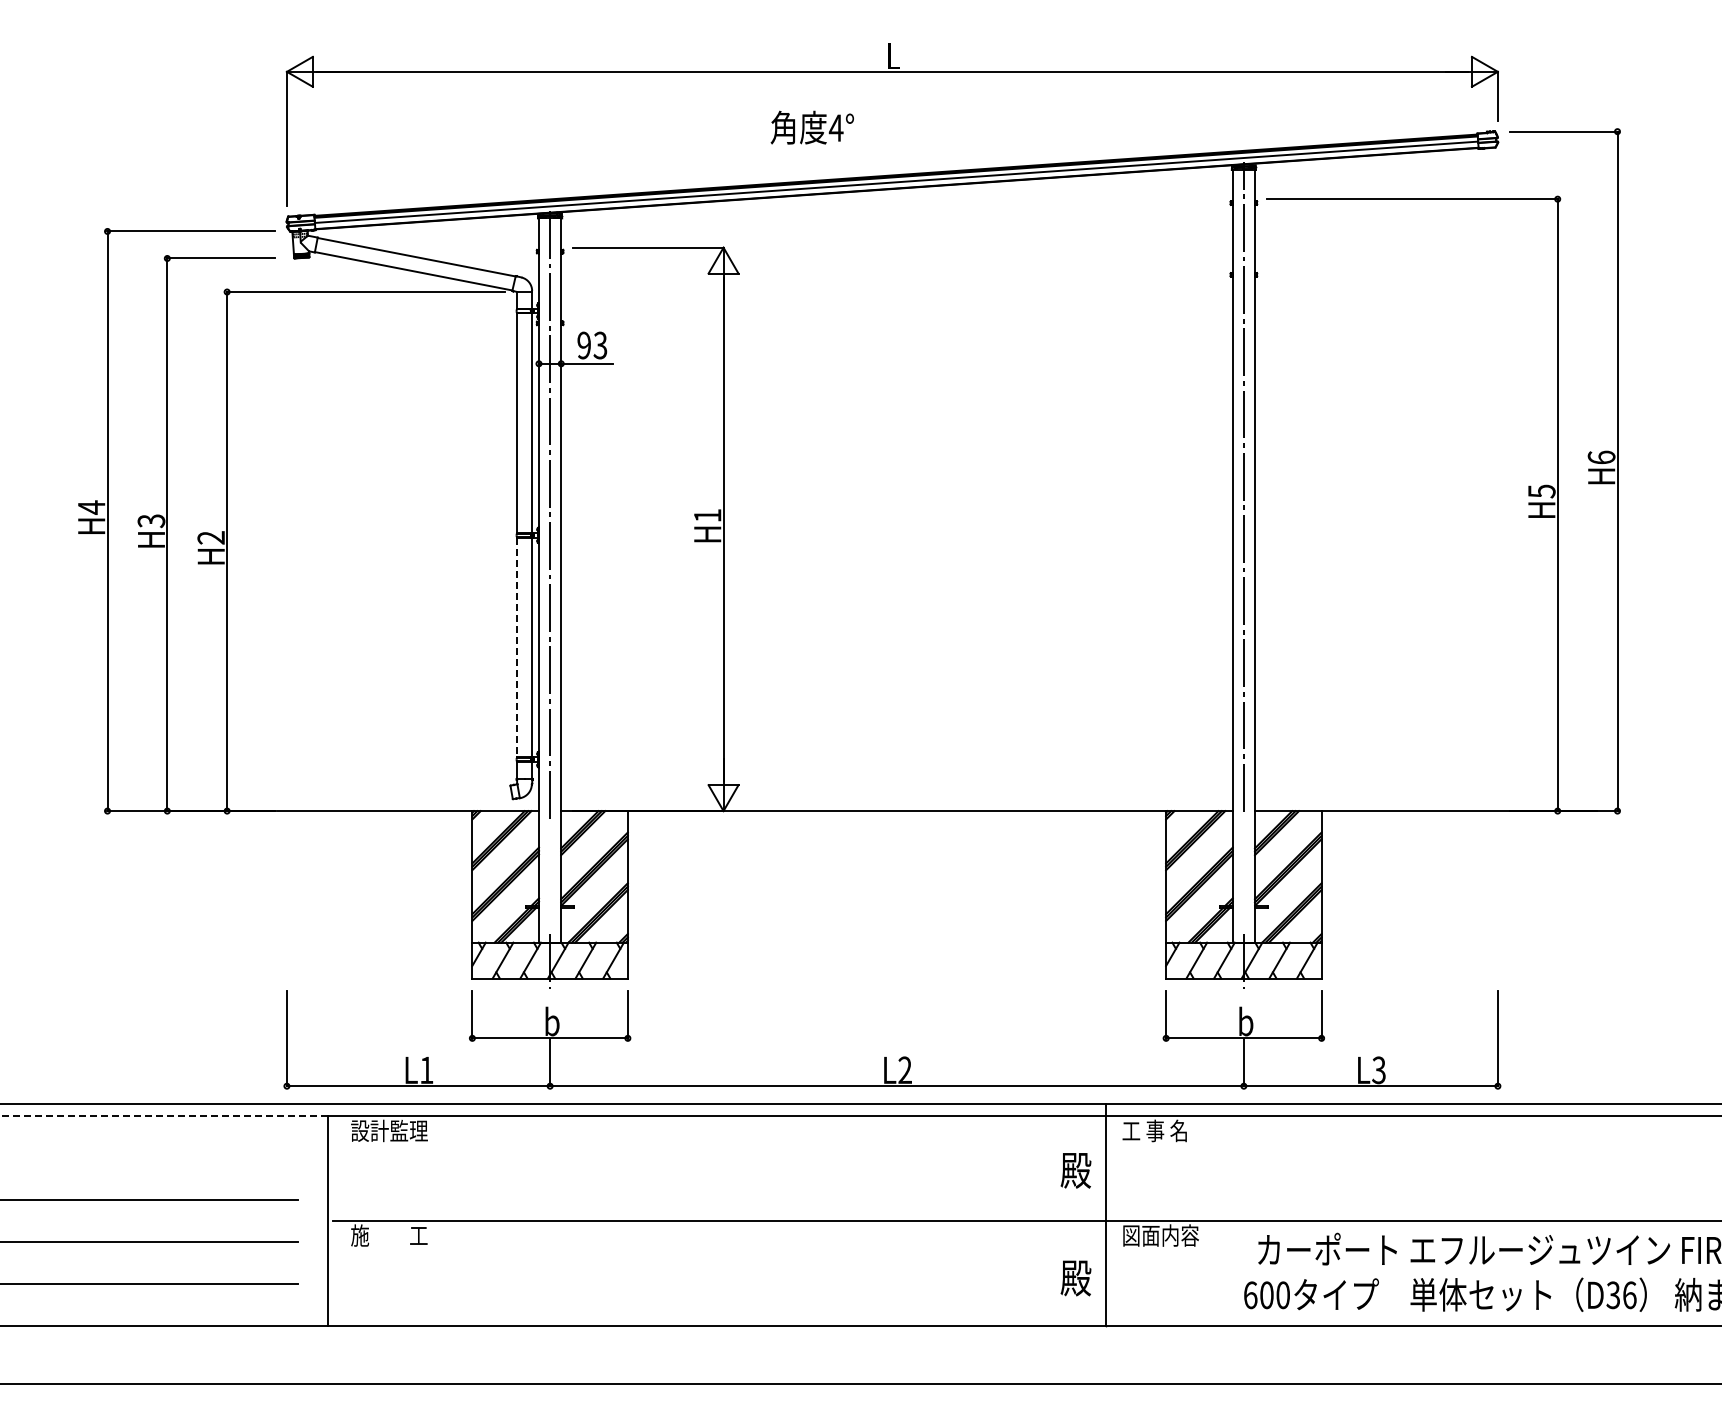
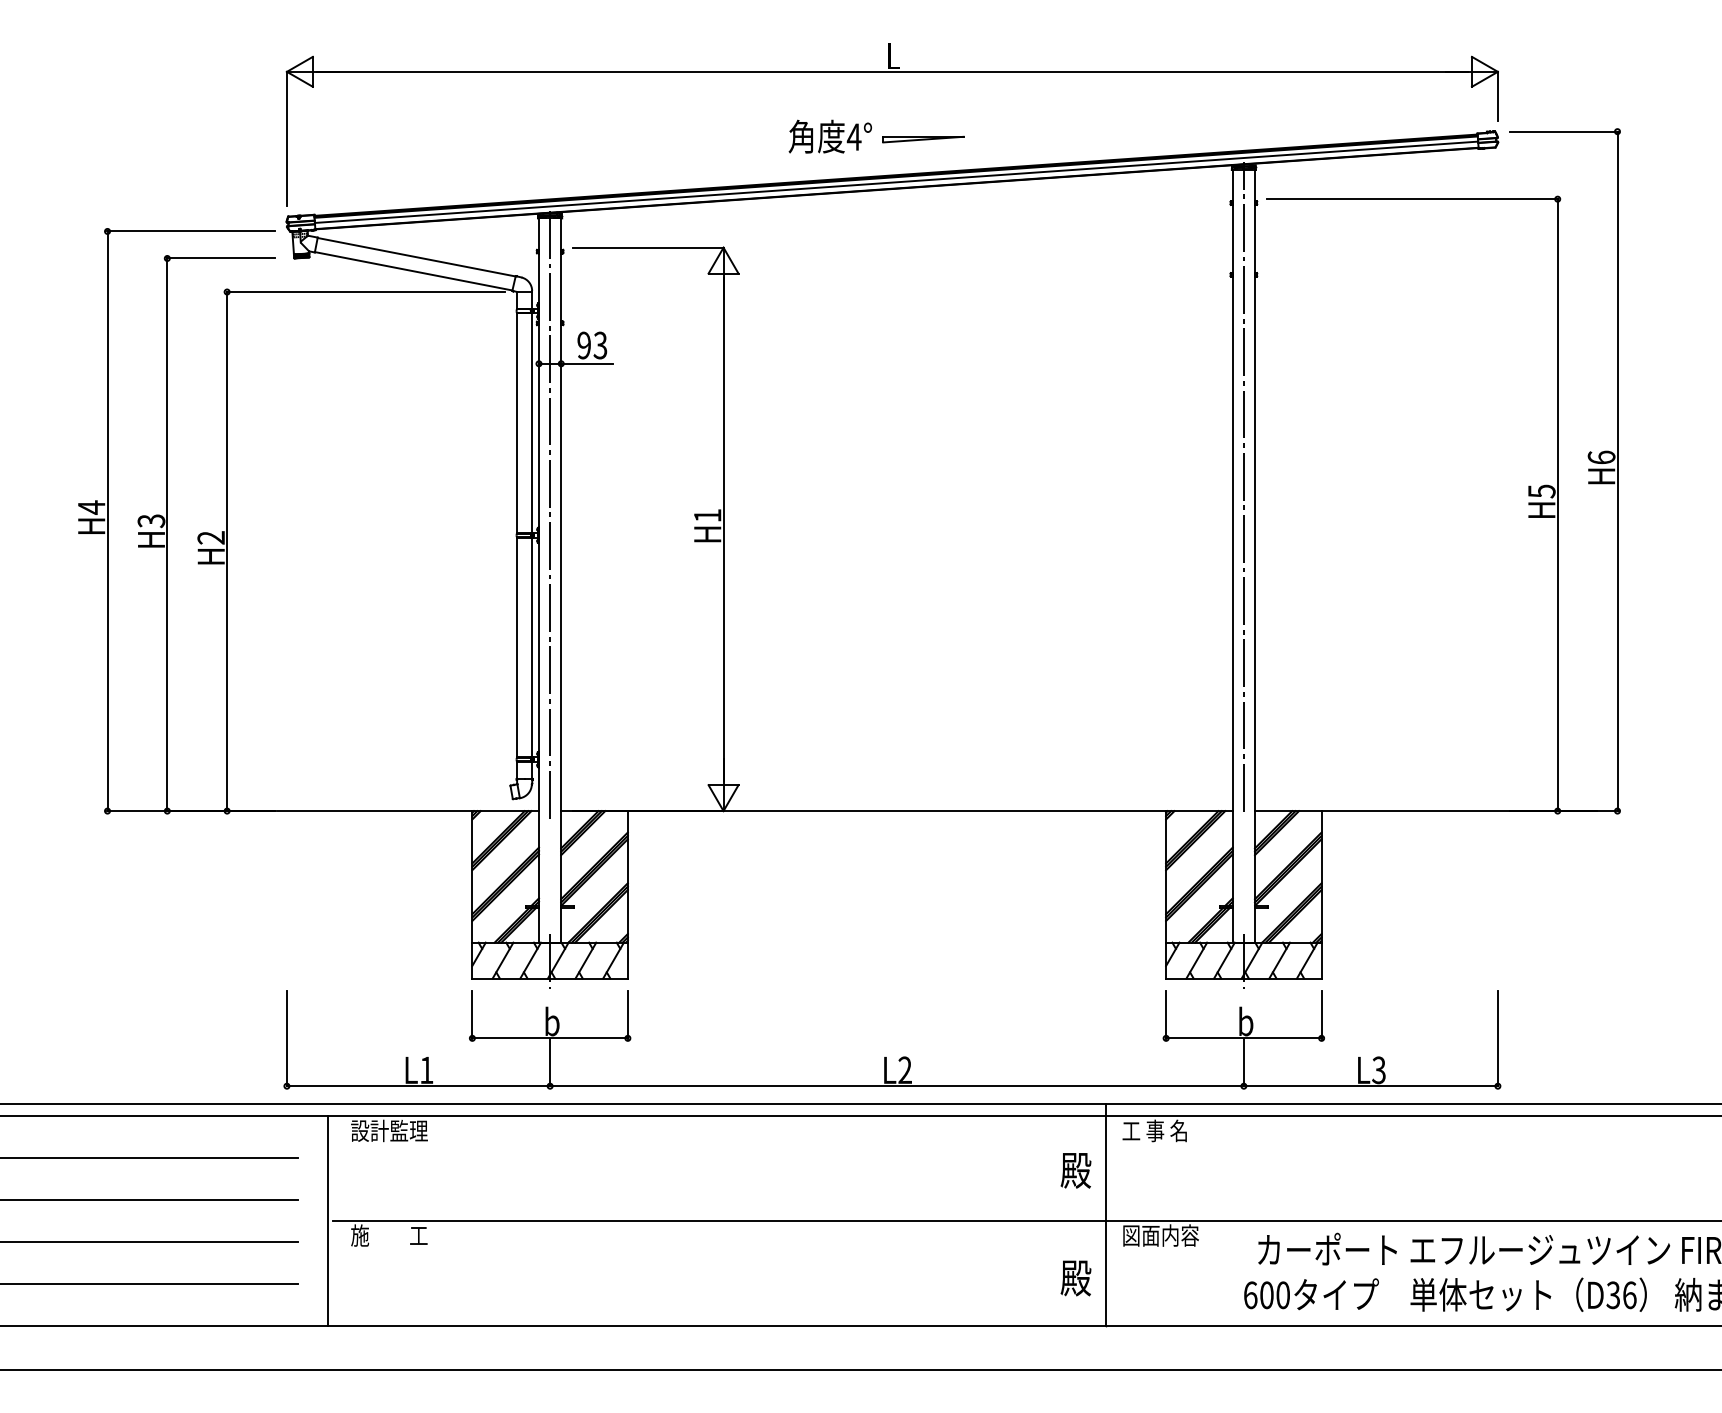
text position: (811, 127) -> (829, 136) (829, 136)
part: none -> present (923, 139)
line: dashed -> solid (517, 647)
line: dashed -> solid (164, 1116)
line: none -> present (150, 1158)
line position: (860, 1384) -> (860, 1370) (860, 1370)
